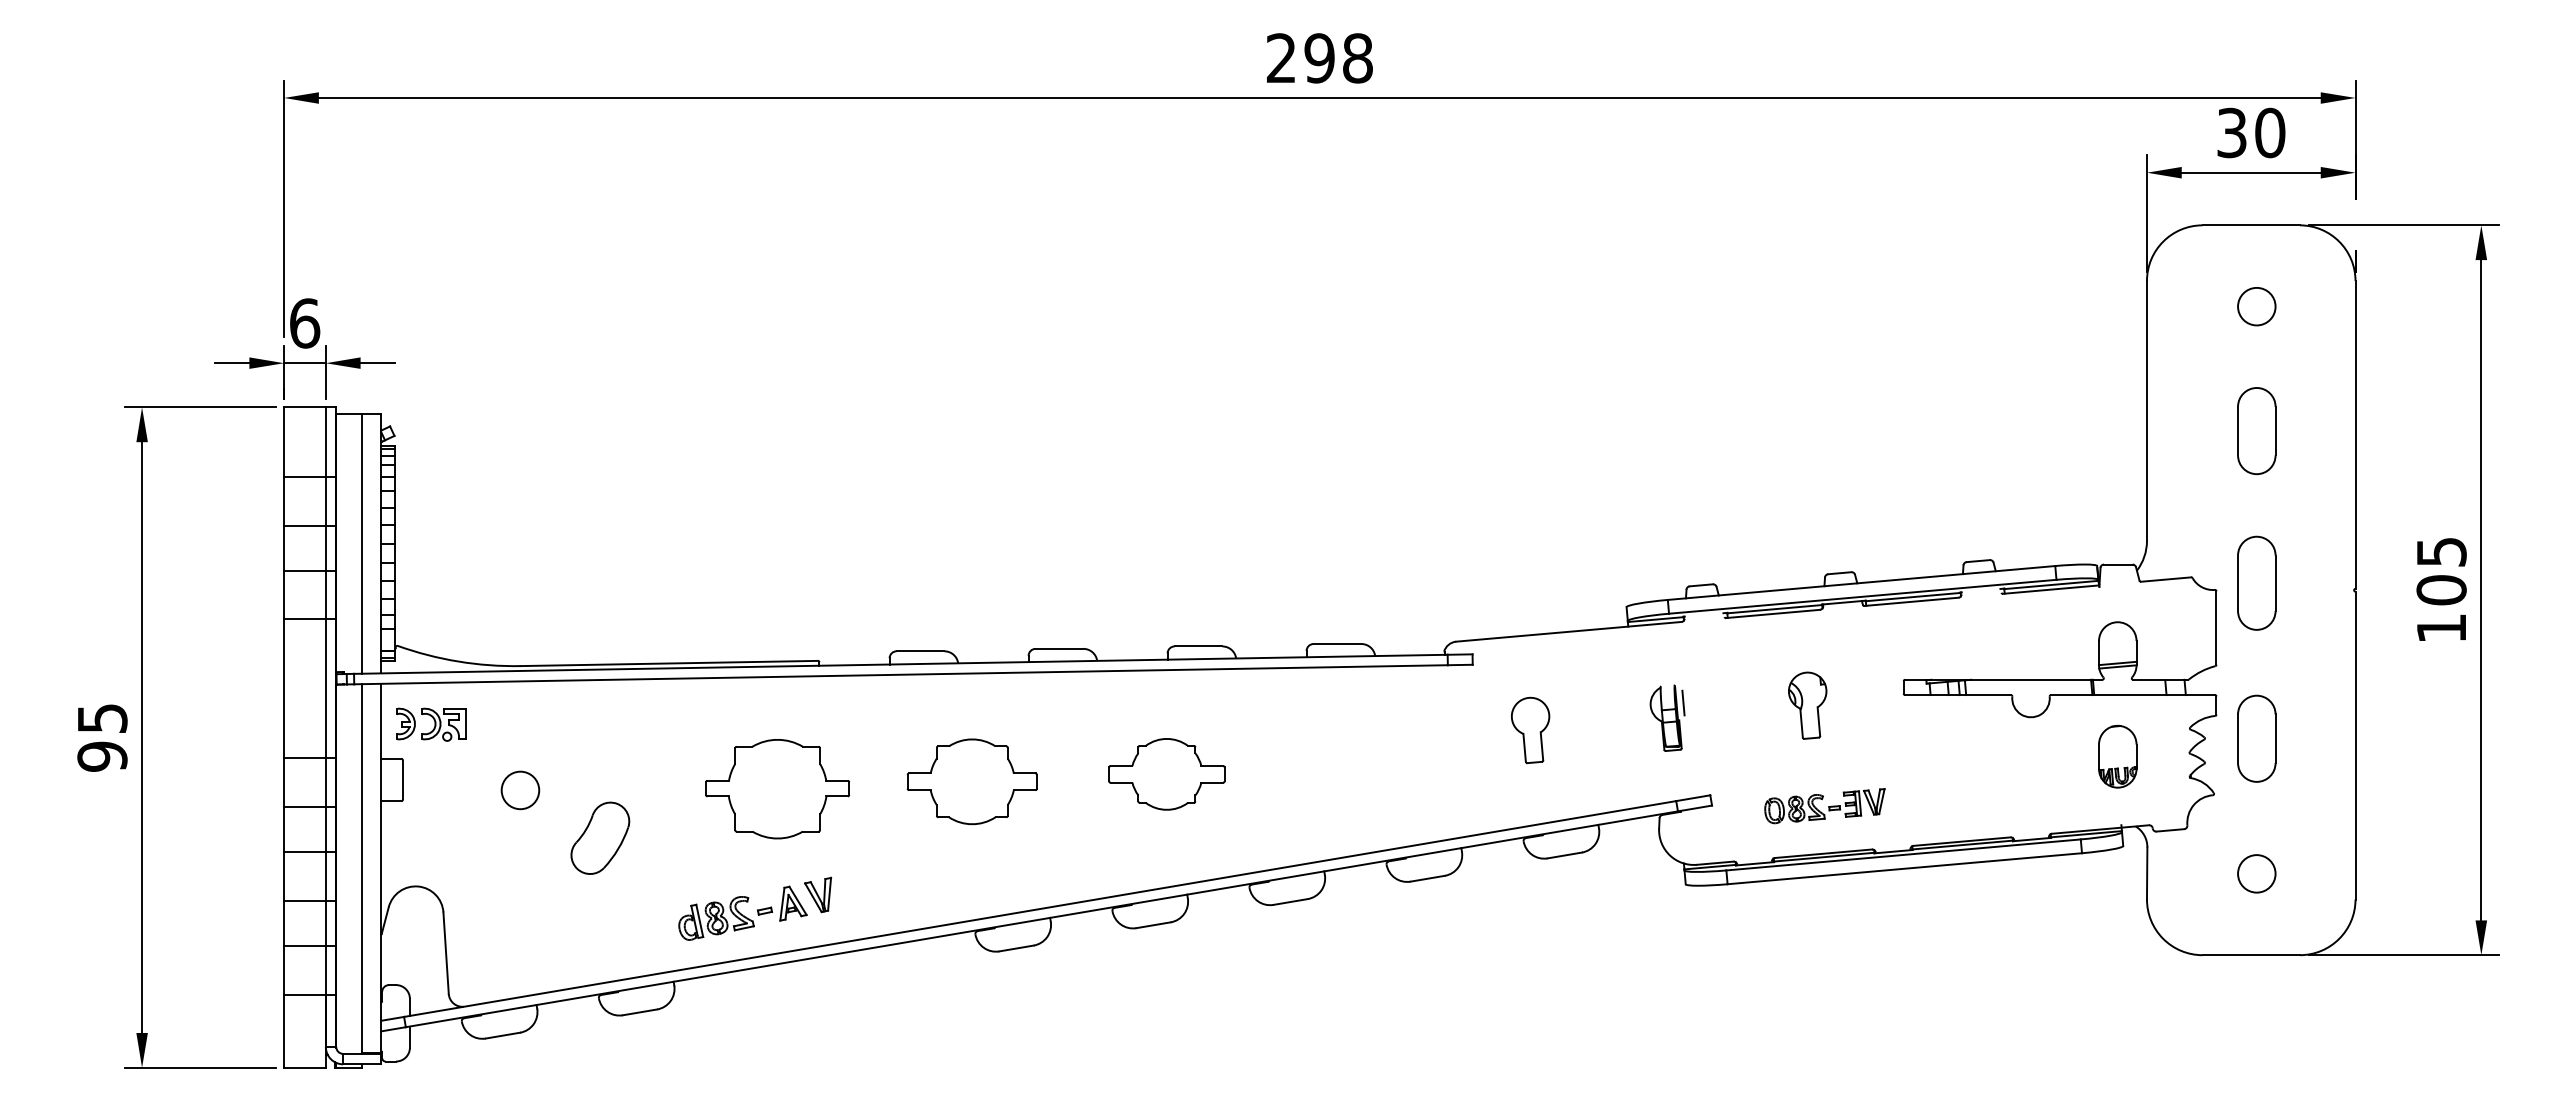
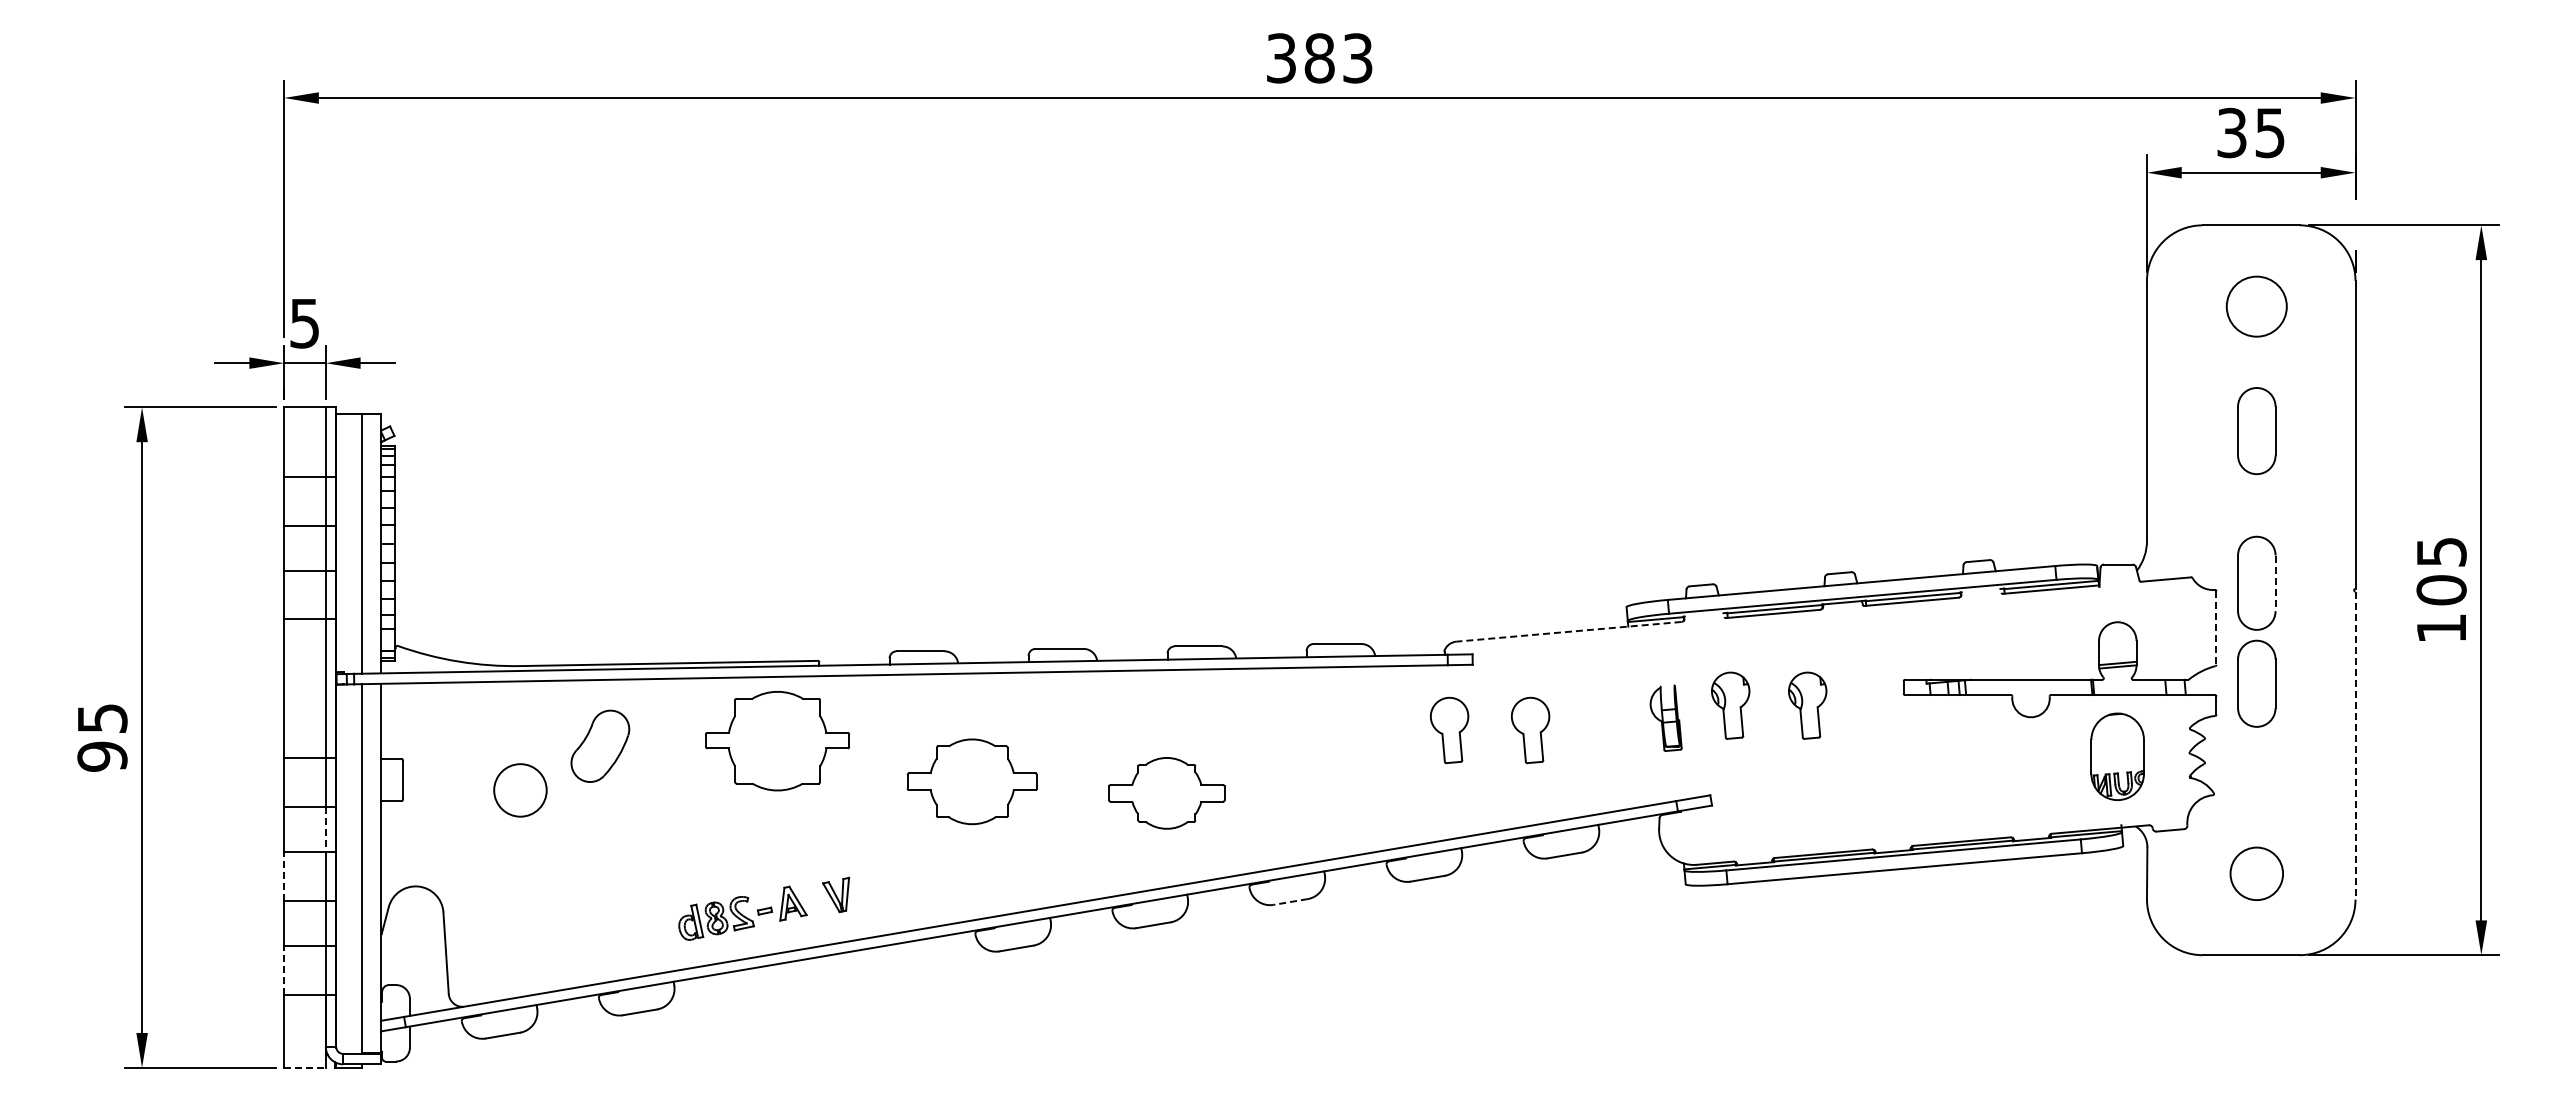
text: 298 -> 383 (1319, 58)
text: 30 -> 35 (2270, 132)
circle diameter: 38 px -> 60 px (2256, 306)
text: 6 -> 5 (305, 323)
line: solid -> dashed (2275, 583)
line: solid -> dashed (2216, 628)
line: solid -> dashed (1568, 631)
line: present -> none (1683, 702)
part: none -> present (1730, 705)
part: present -> none (431, 724)
part: none -> present (1449, 730)
part position: (2256, 738) -> (2256, 683) (2256, 683)
line: solid -> dashed (2355, 745)
part size: 40x65 px -> 55x89 px (2117, 756)
part position: (1166, 774) -> (1166, 793) (1166, 793)
part position: (777, 789) -> (777, 741) (777, 741)
circle size: 41x41 px -> 55x55 px (520, 790)
part: present -> none (1824, 806)
line: solid -> dashed (325, 829)
part position: (600, 837) -> (600, 745) (600, 745)
circle diameter: 38 px -> 53 px (2256, 873)
line: solid -> dashed (284, 876)
part position: (817, 894) -> (835, 894) (835, 894)
line: solid -> dashed (1290, 902)
line: solid -> dashed (284, 970)
line: solid -> dashed (304, 1067)
